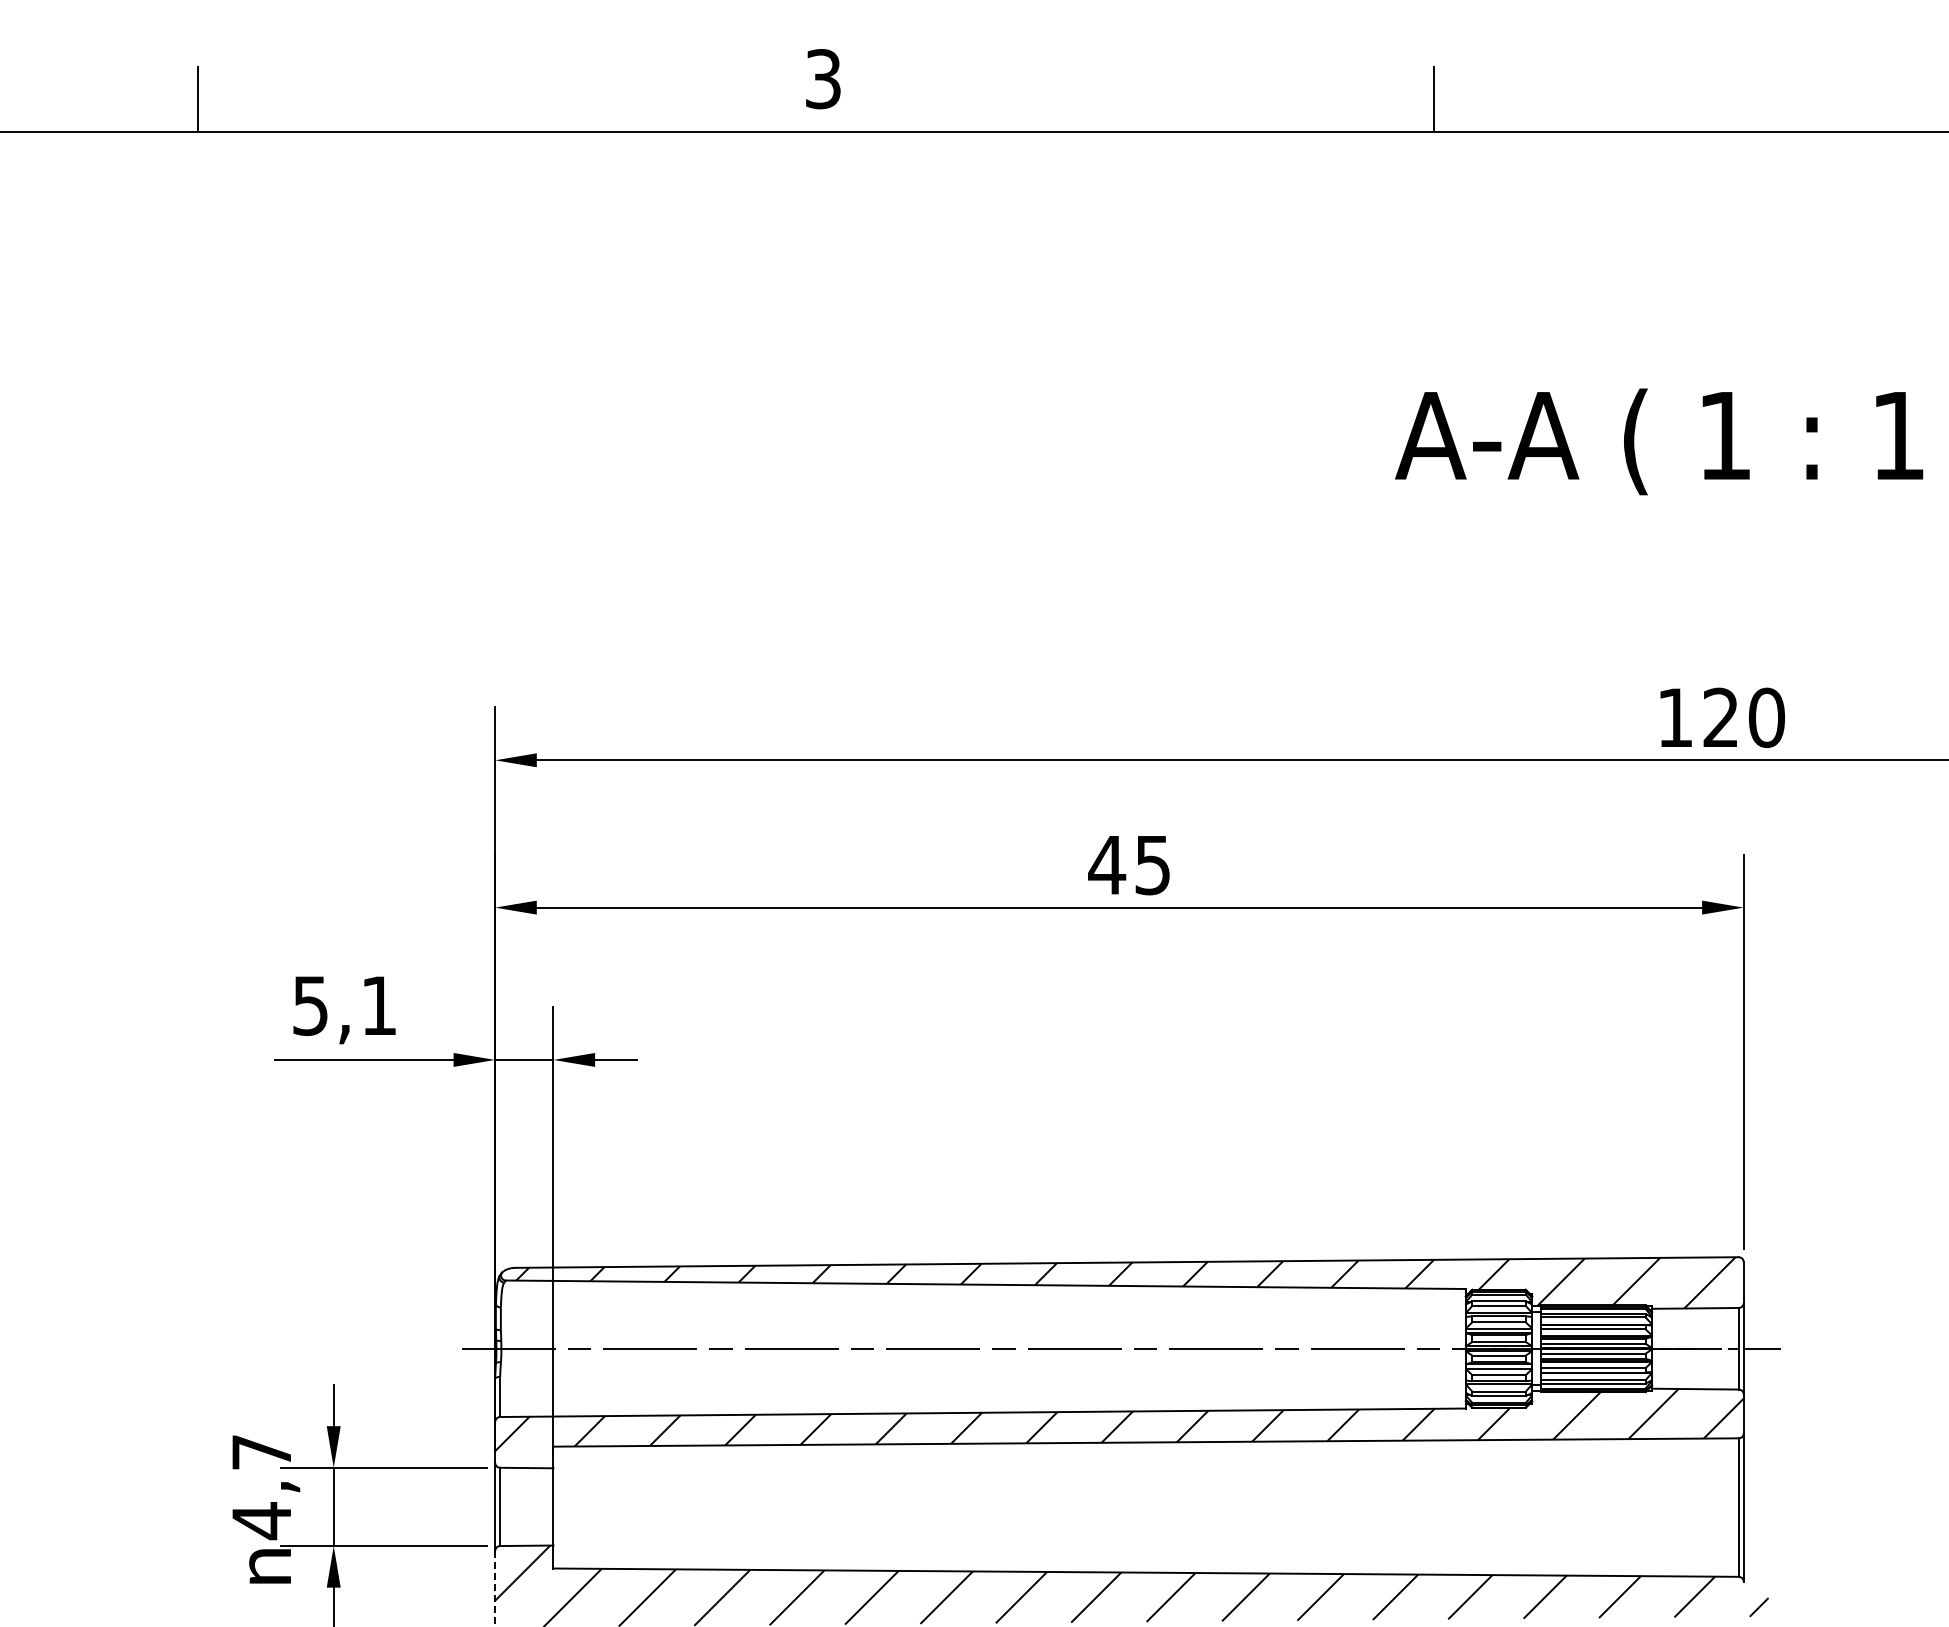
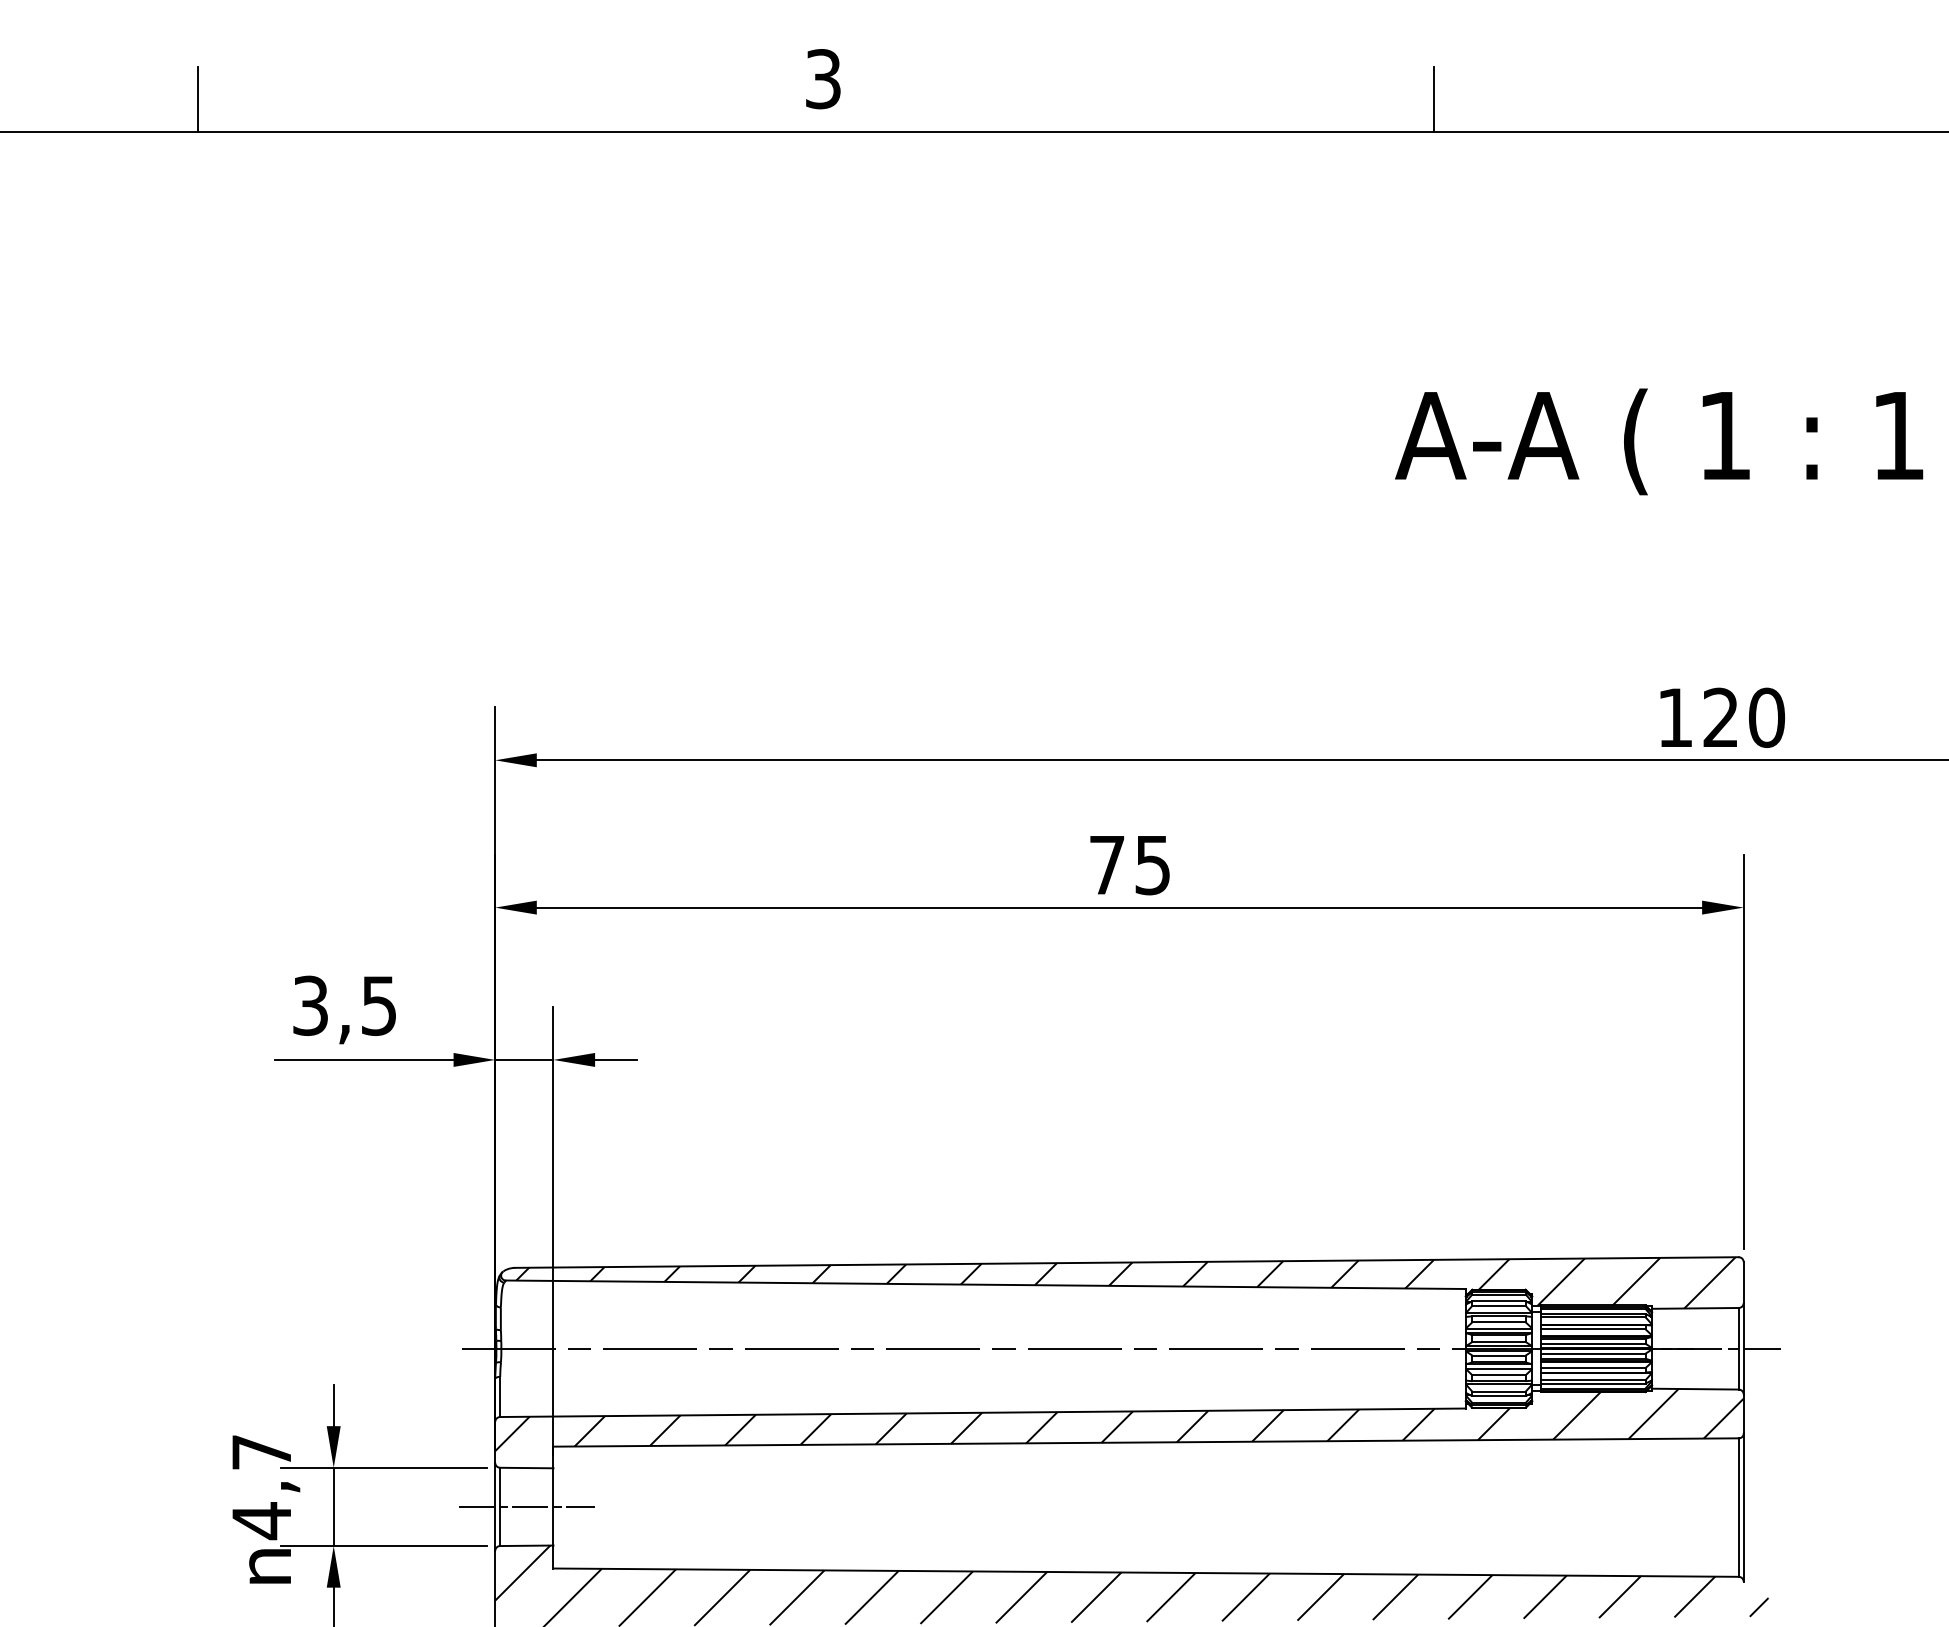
text: 45 -> 75 (1107, 865)
text: 5,1 -> 3,5 (344, 1005)
line: none -> present (526, 1506)
line: dashed -> solid (495, 1589)
